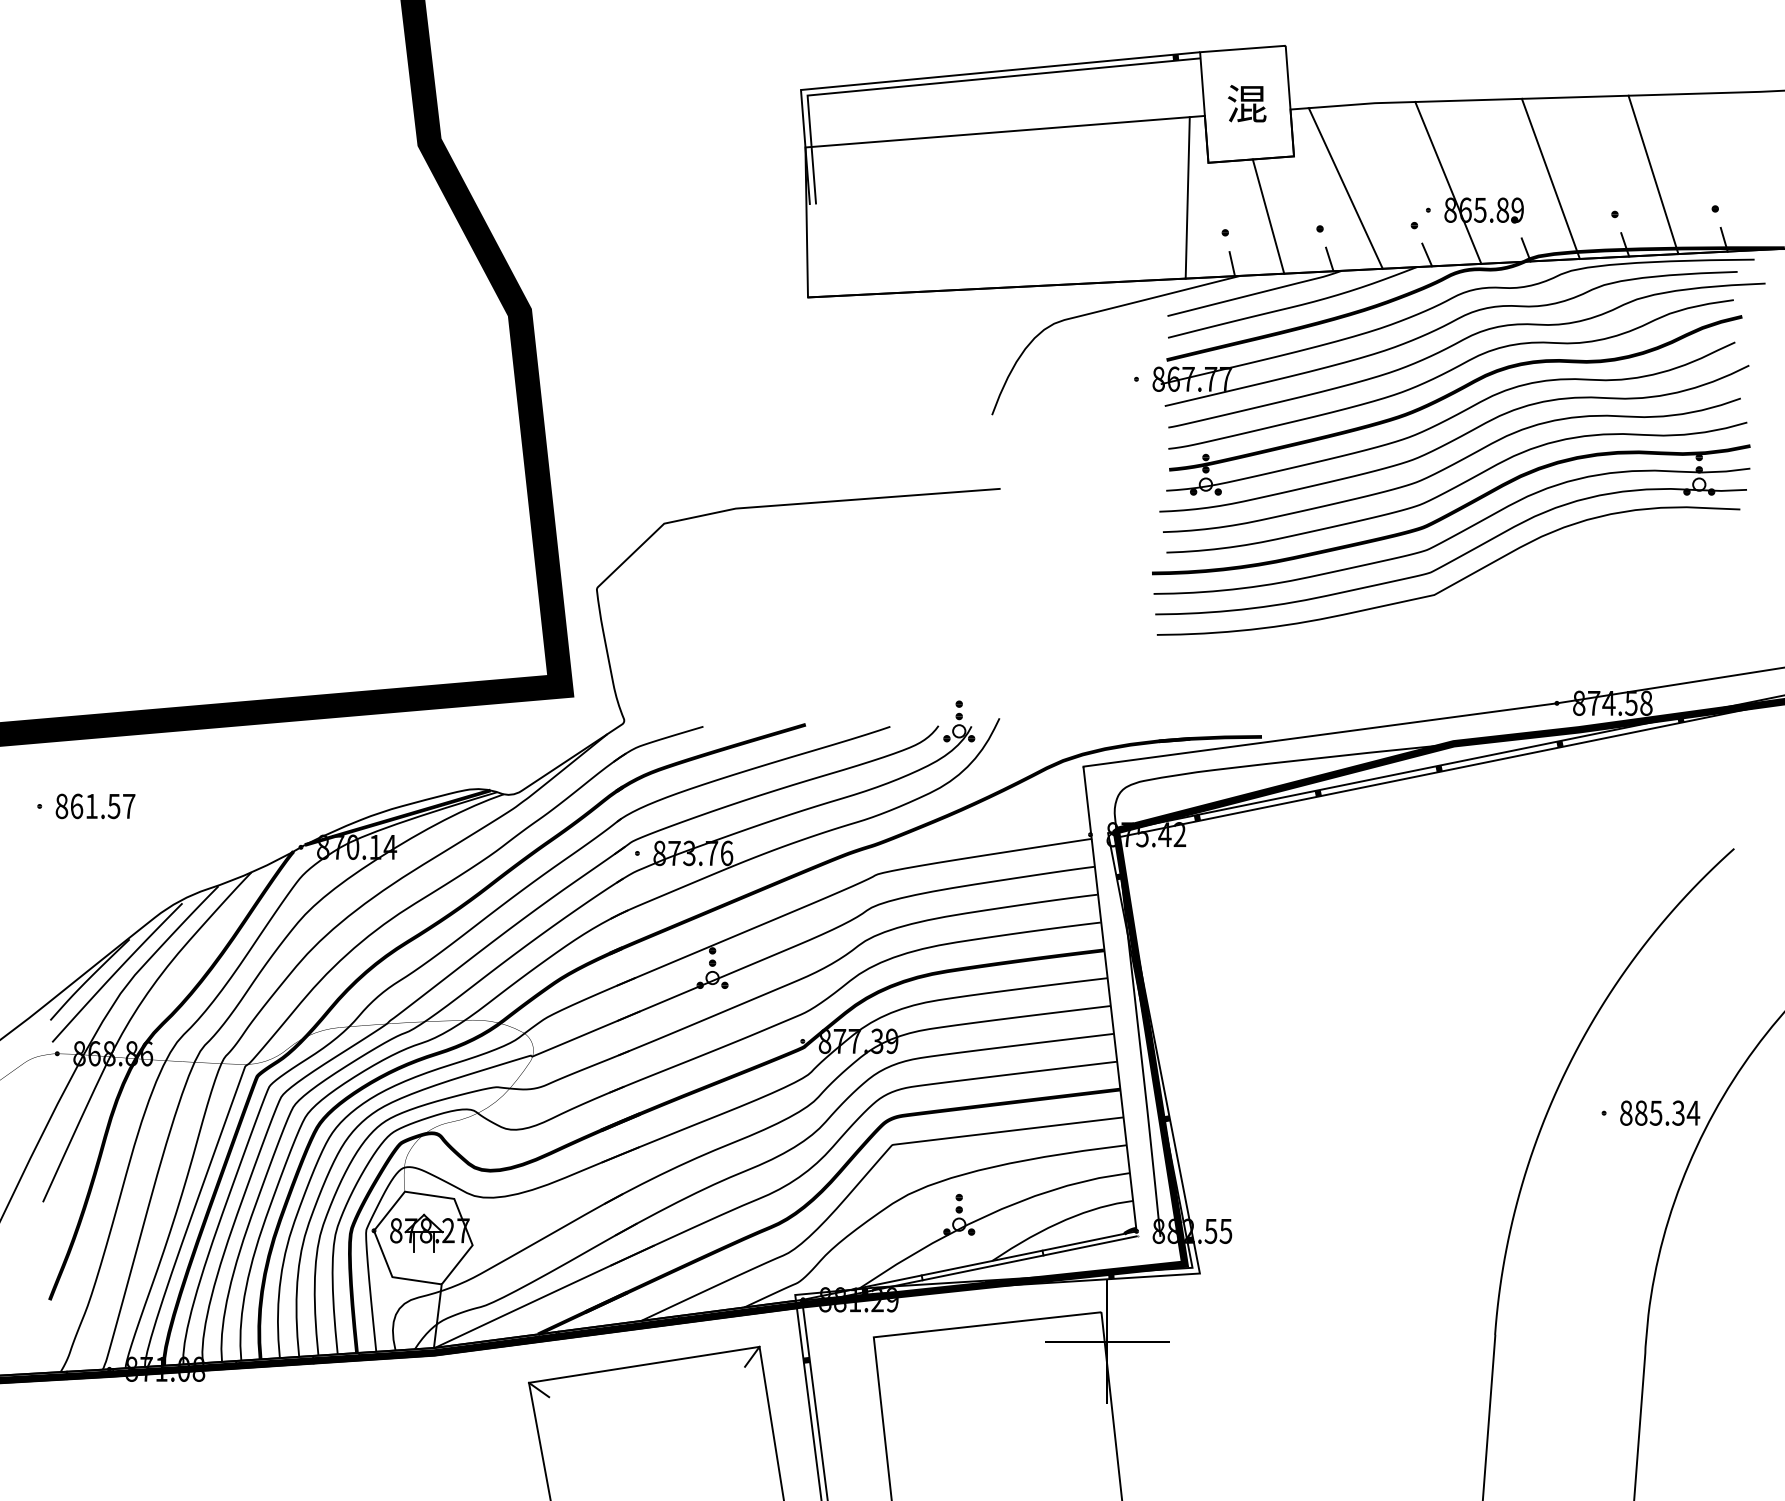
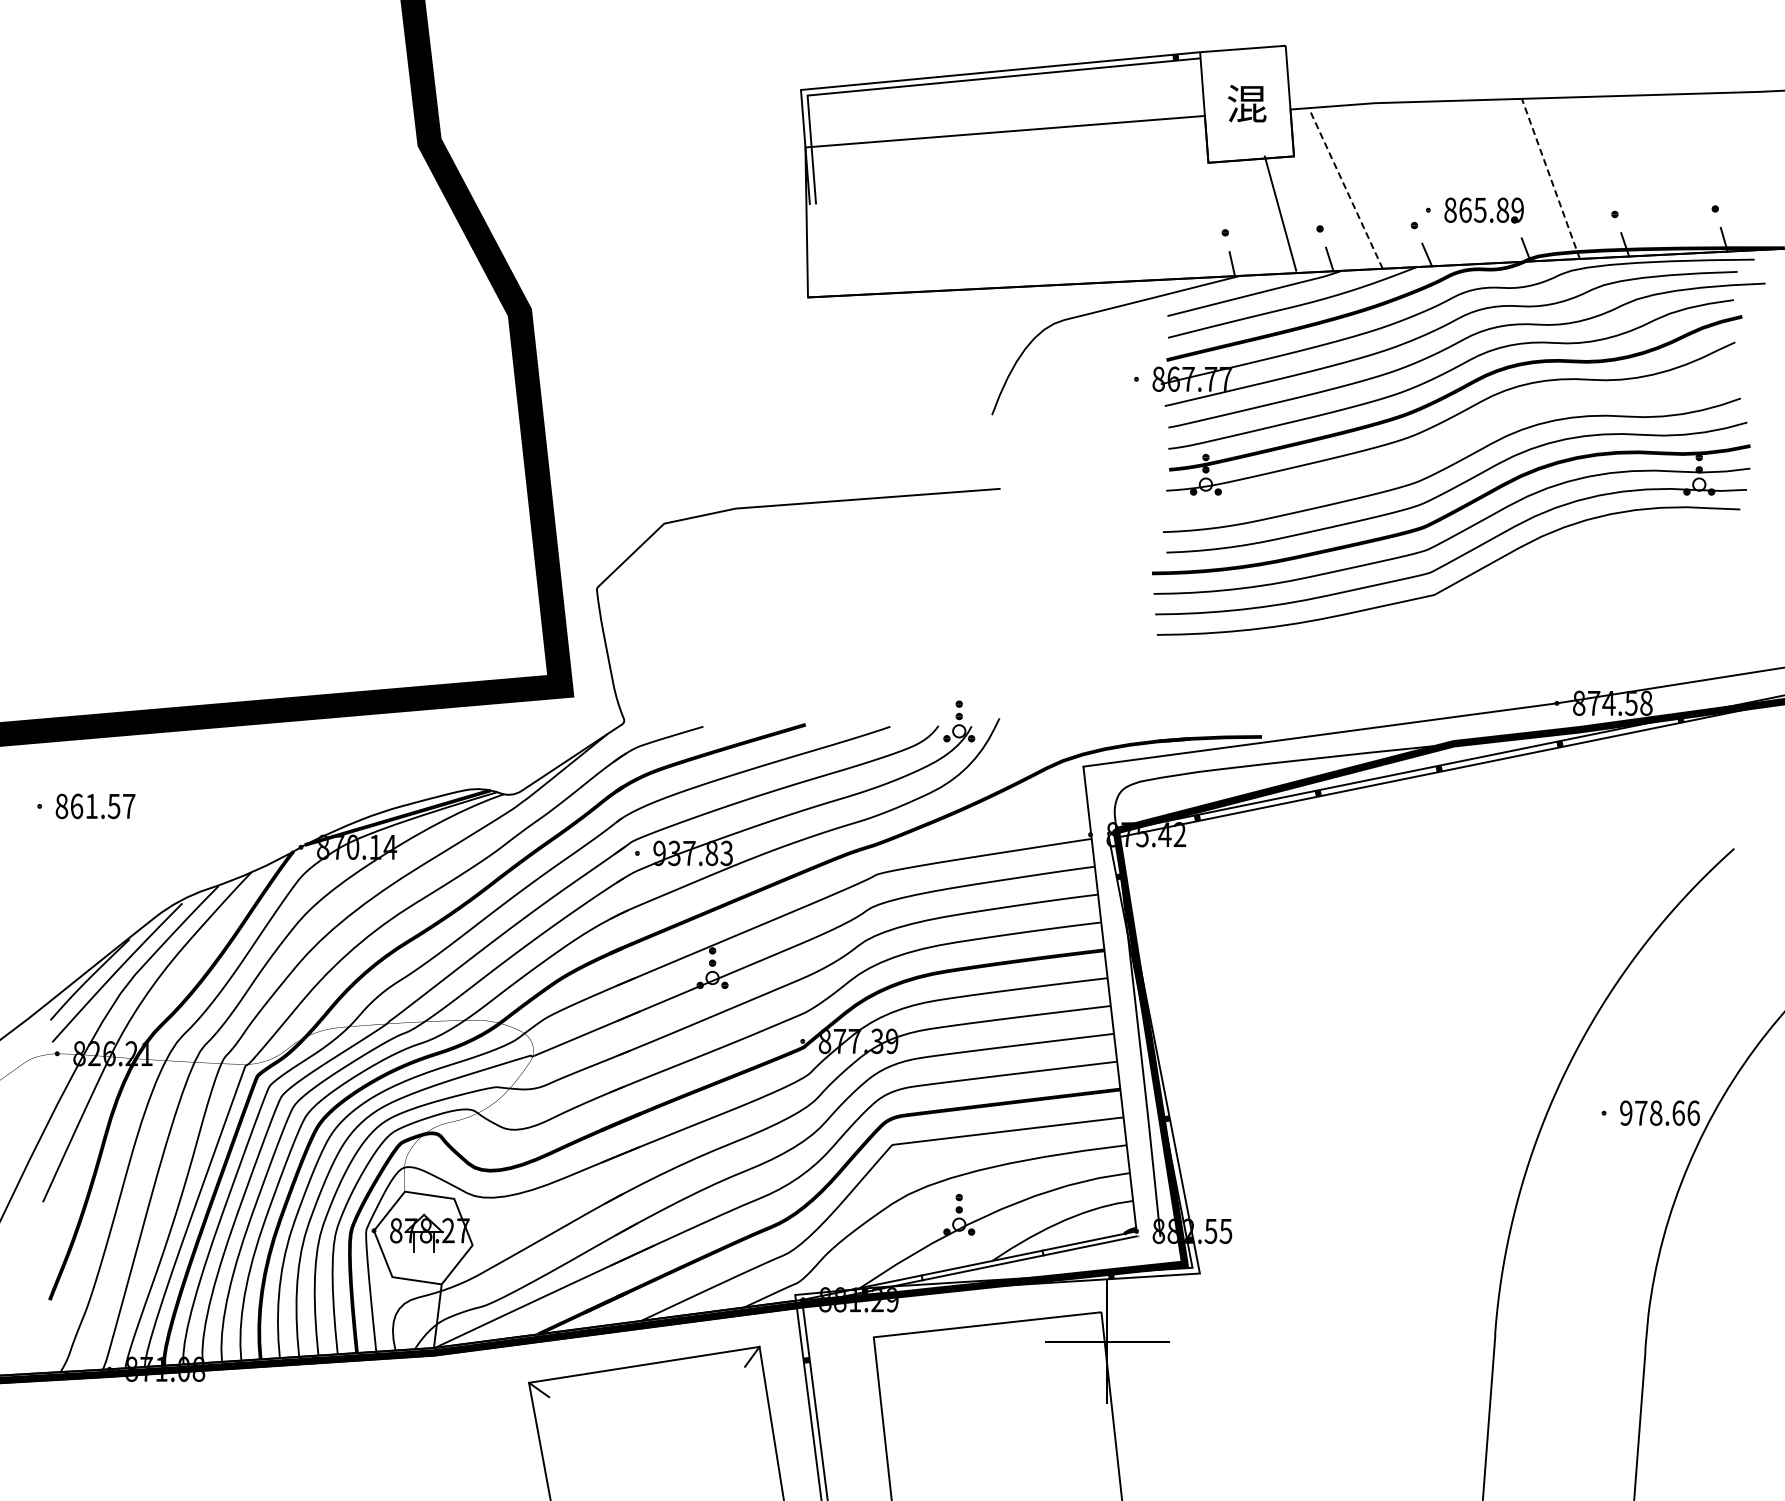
line: present -> none (1653, 174)
line: solid -> dashed (1550, 178)
line: present -> none (1448, 182)
line: solid -> dashed (1345, 188)
line: present -> none (1187, 197)
line position: (1268, 216) -> (1280, 213) (1280, 213)
curve: present -> none (1454, 438)
text: 873.76 -> 937.83 (693, 853)
text: 868.86 -> 826.21 (120, 1053)
text: 885.34 -> 978.66 (1660, 1112)
